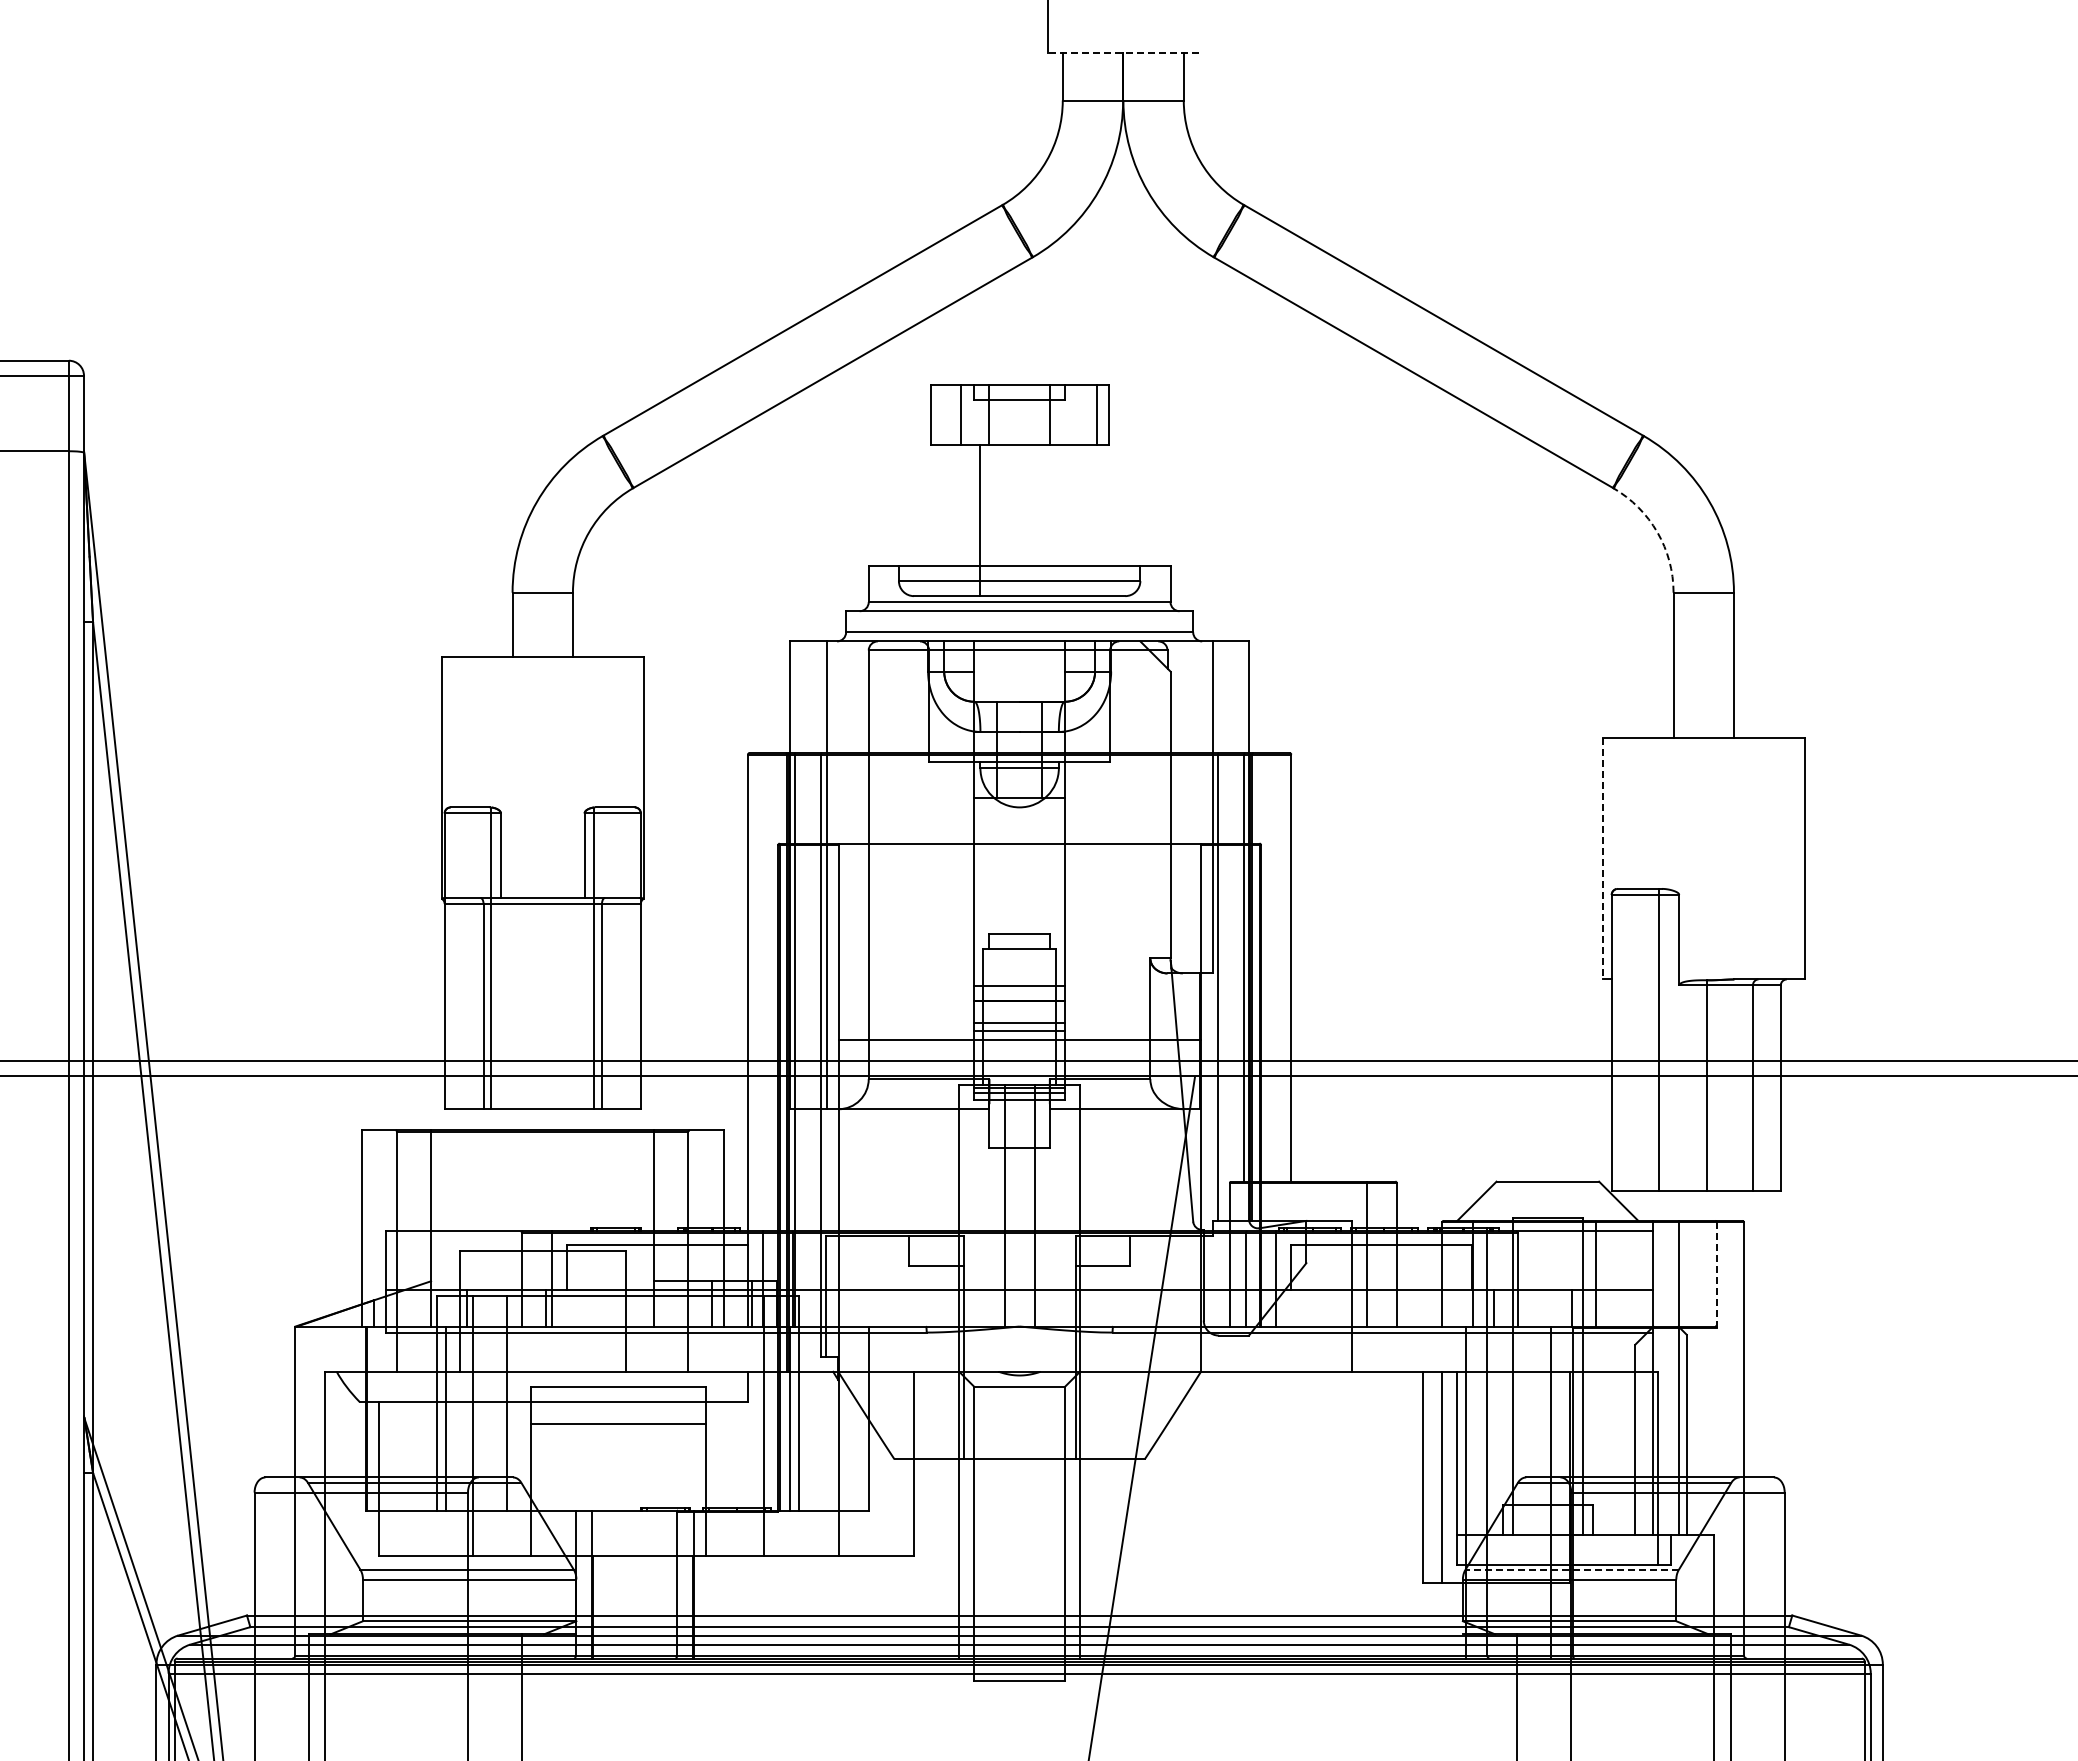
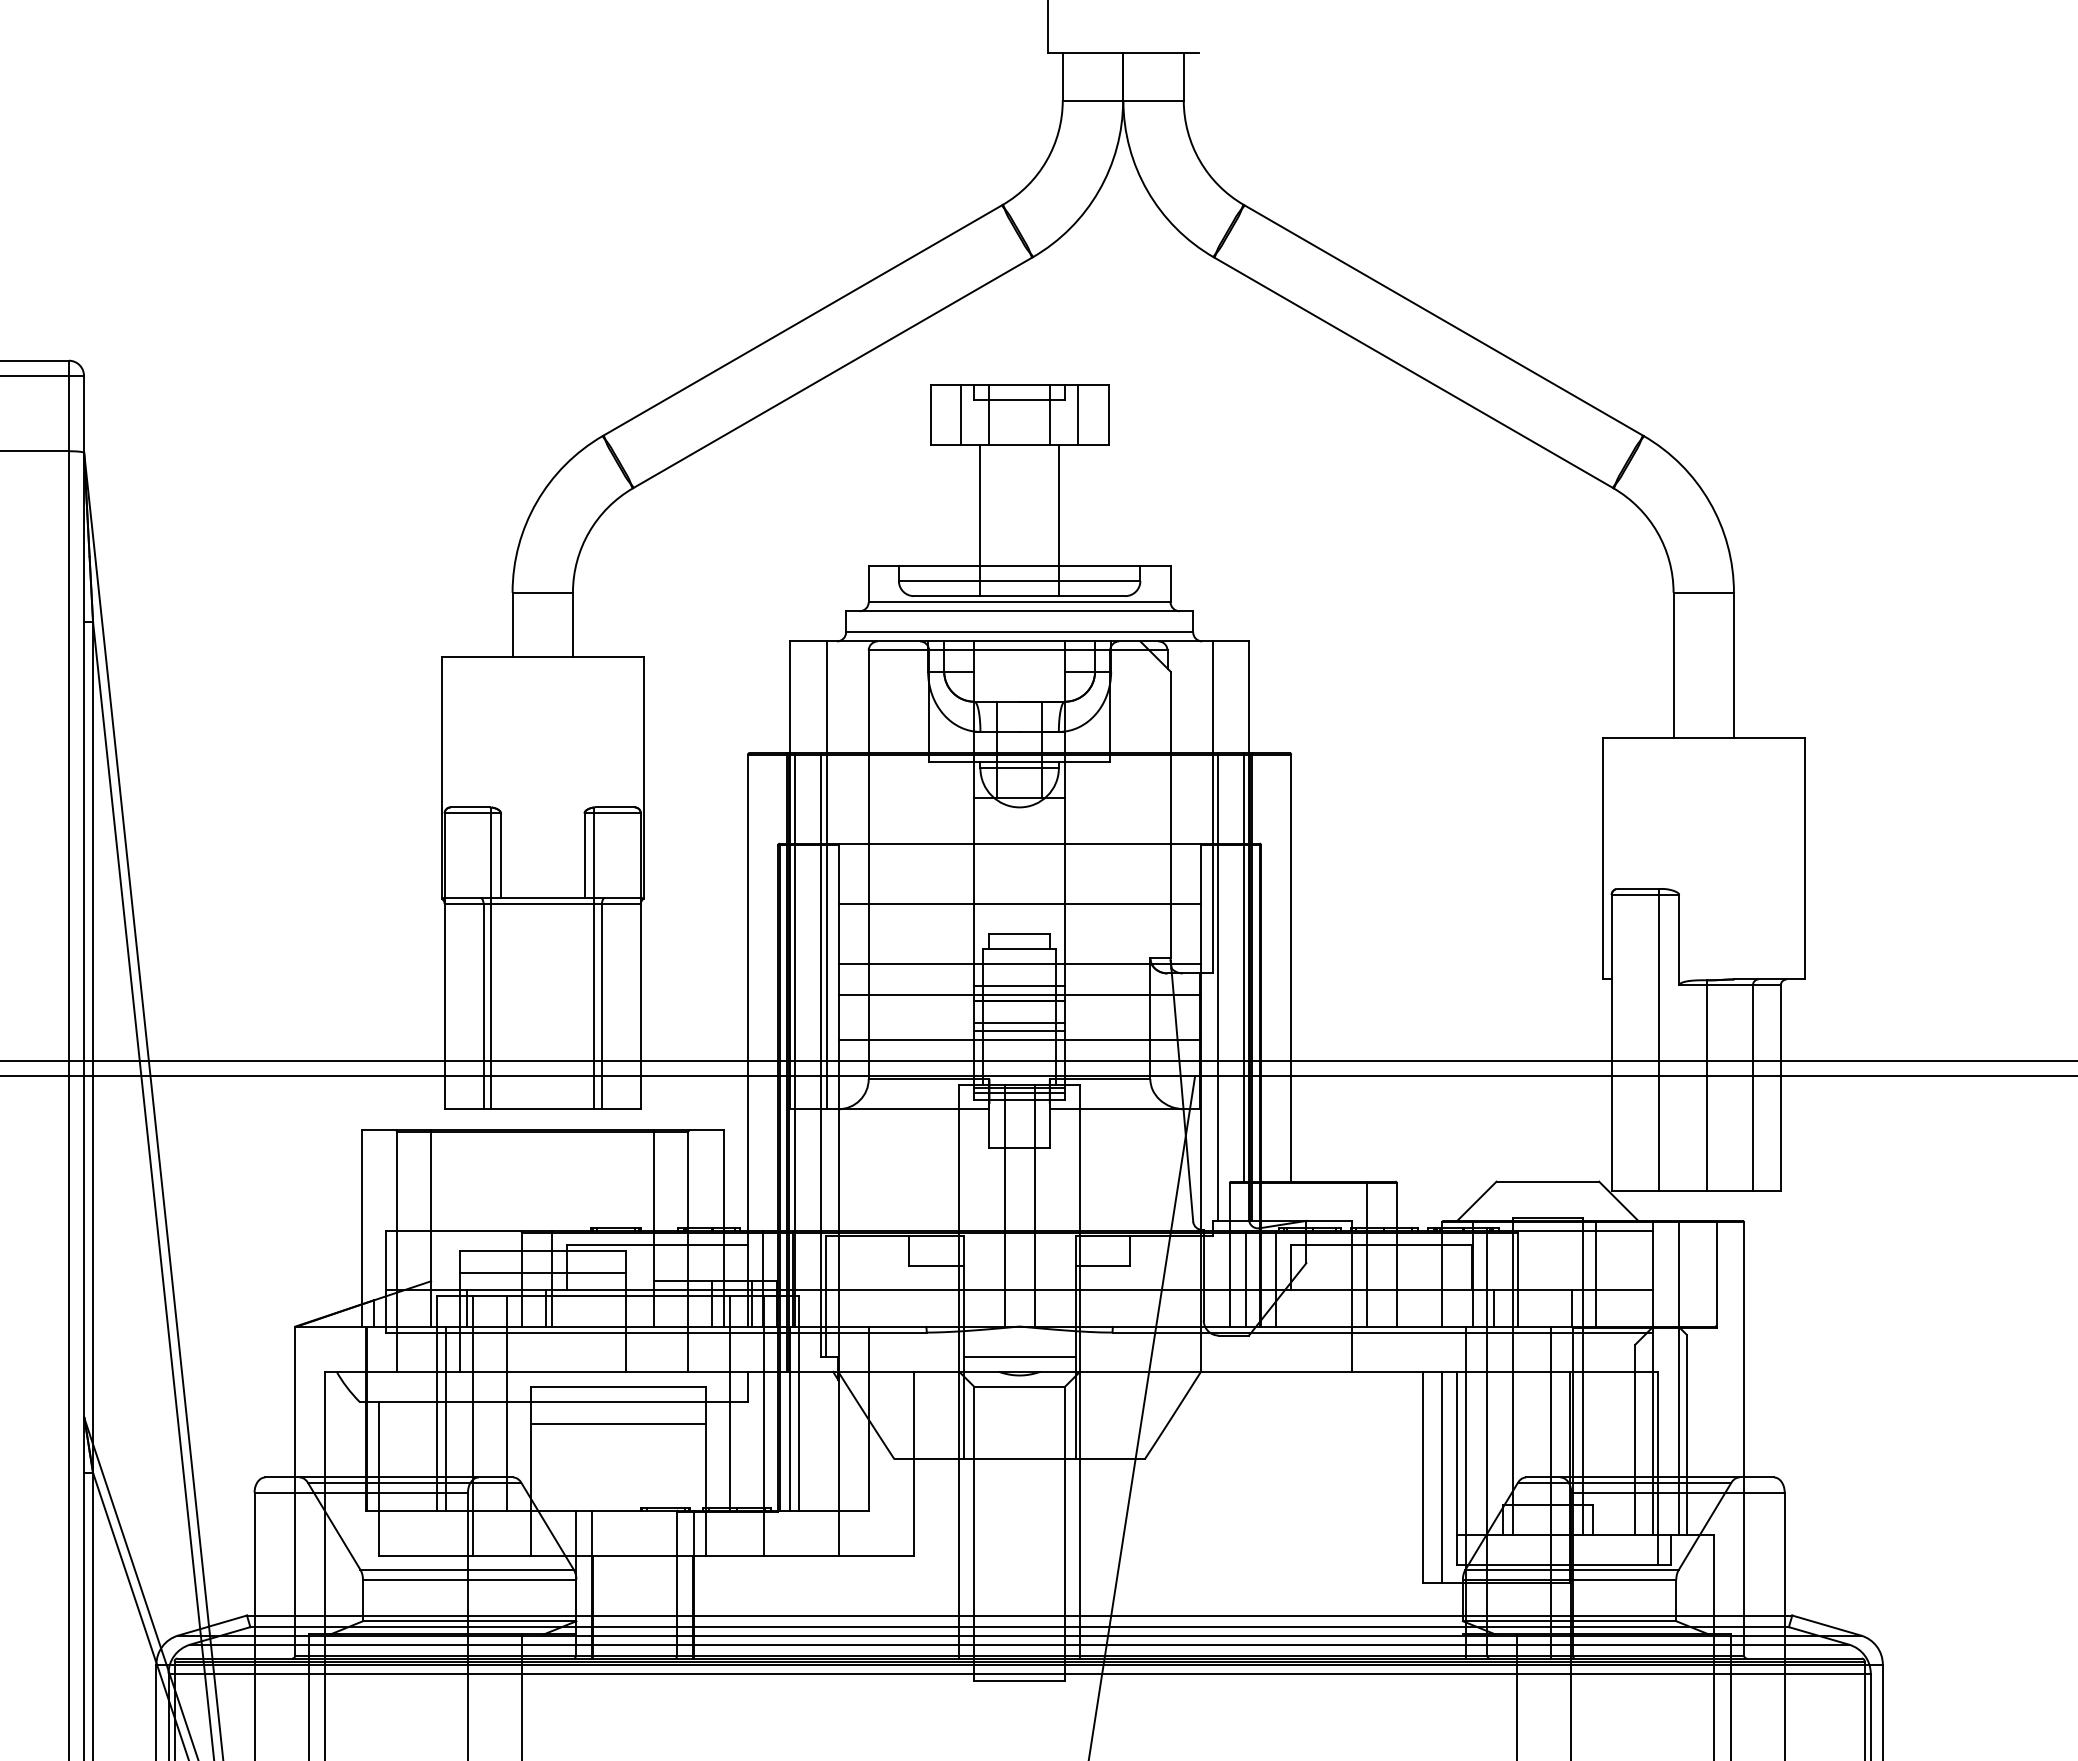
line: dashed -> solid (1122, 52)
line position: (1097, 414) -> (1078, 414) (1078, 414)
line: none -> present (1058, 520)
arc: dashed -> solid (1657, 532)
line: dashed -> solid (1602, 858)
line: none -> present (1019, 904)
line: none -> present (1019, 964)
line: none -> present (1019, 994)
line: none -> present (542, 1272)
line: dashed -> solid (1716, 1275)
line: none -> present (1019, 1356)
line: none -> present (729, 1403)
line: dashed -> solid (1572, 1569)
